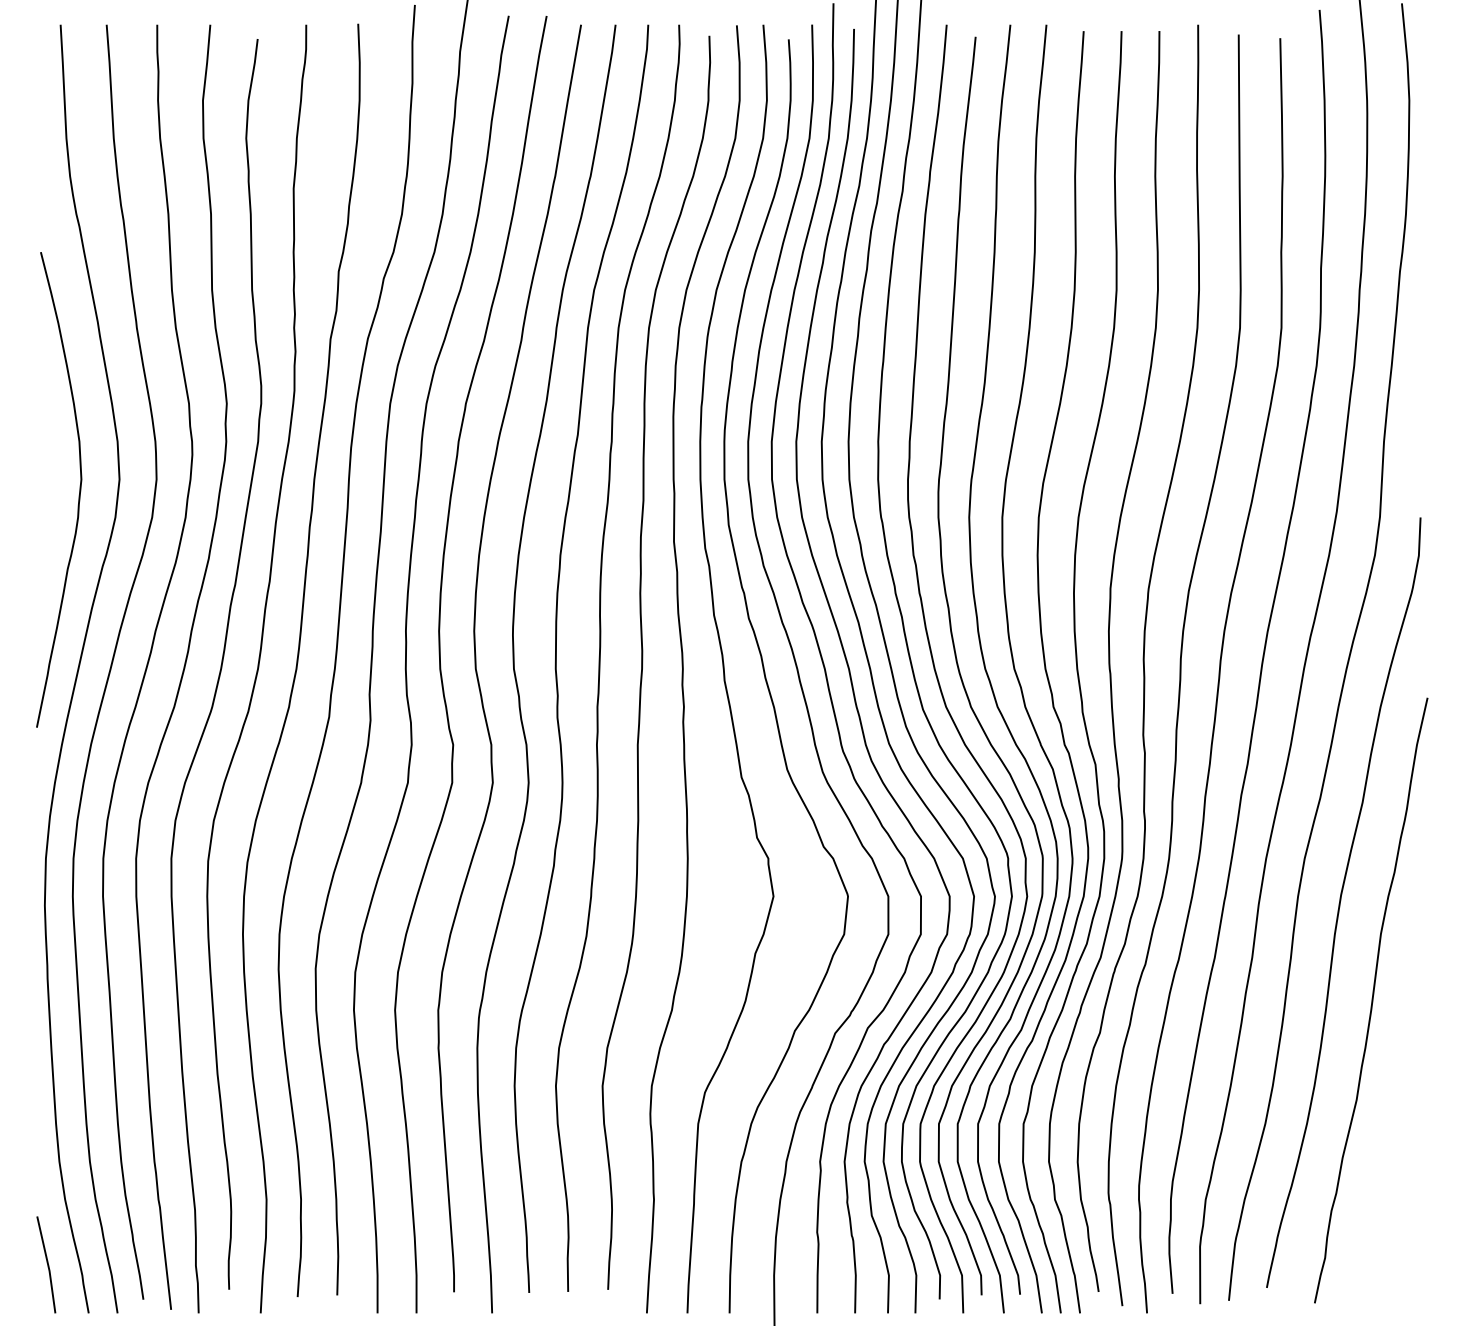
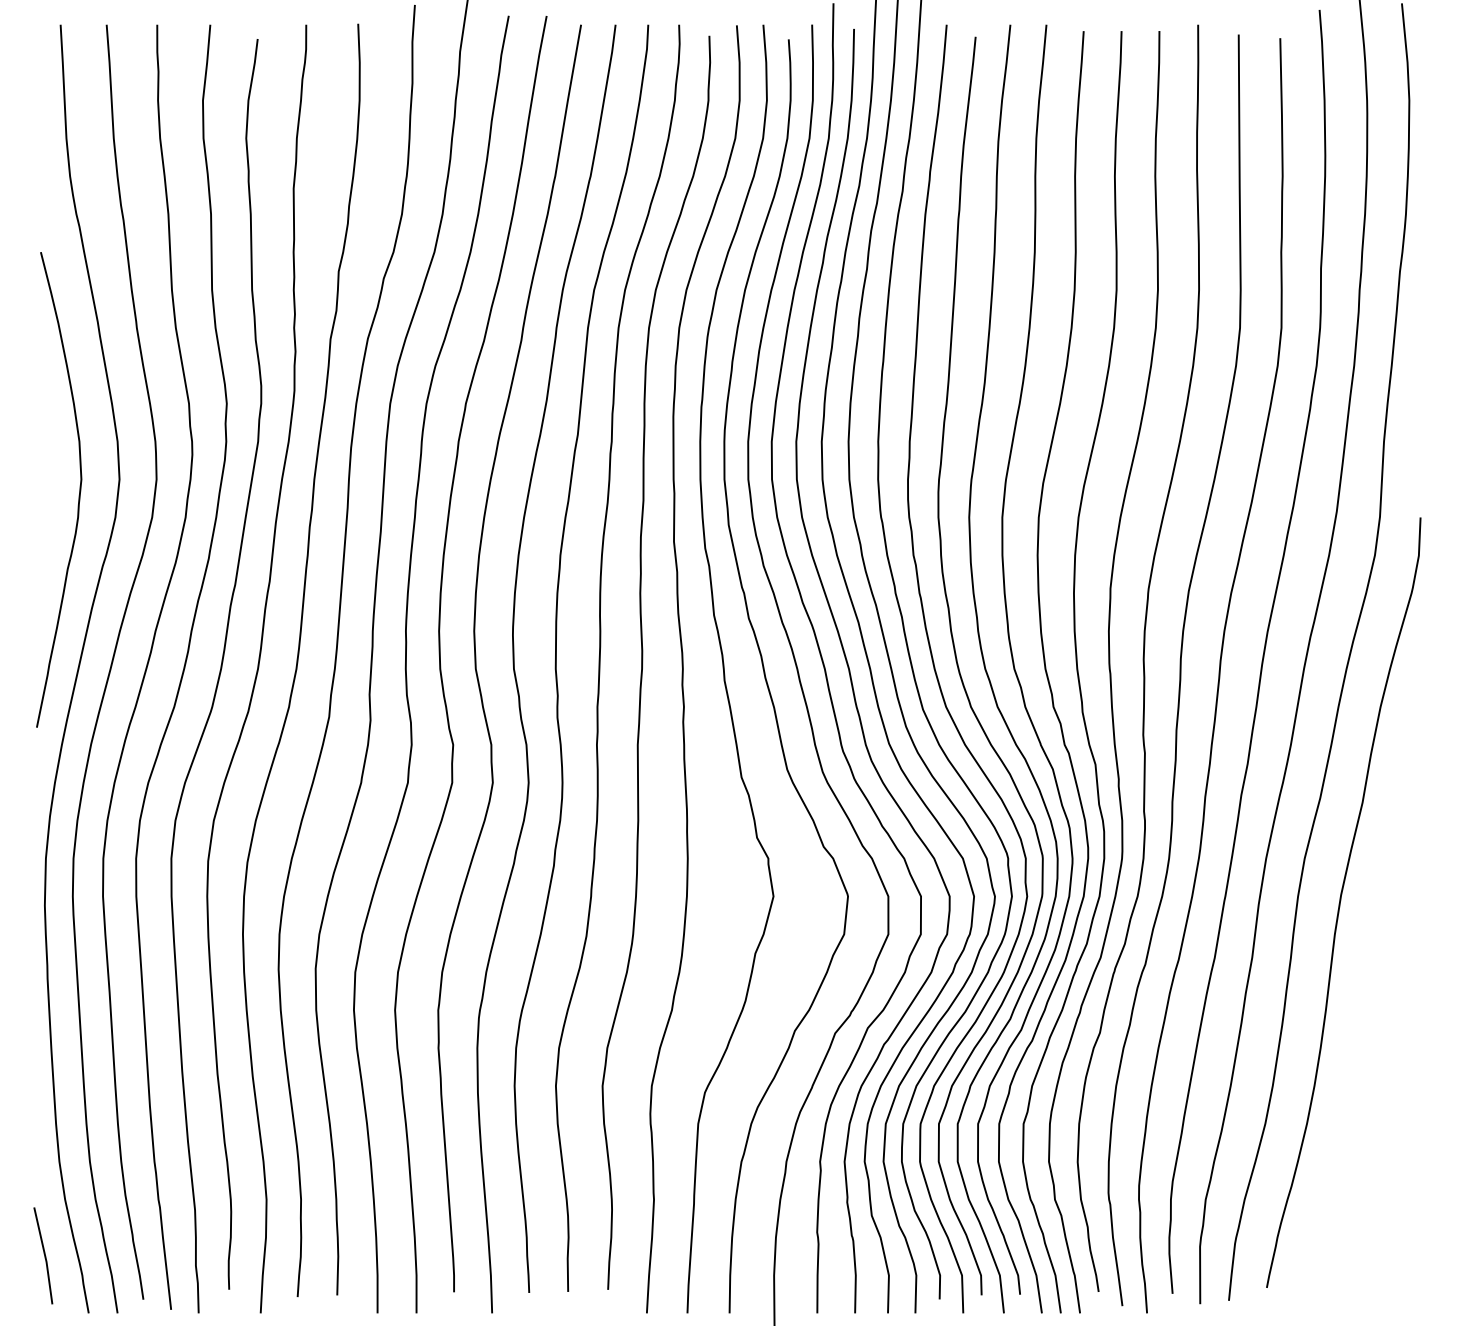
curve: present -> none (1371, 1000)
line position: (46, 1263) -> (43, 1254) (43, 1254)
